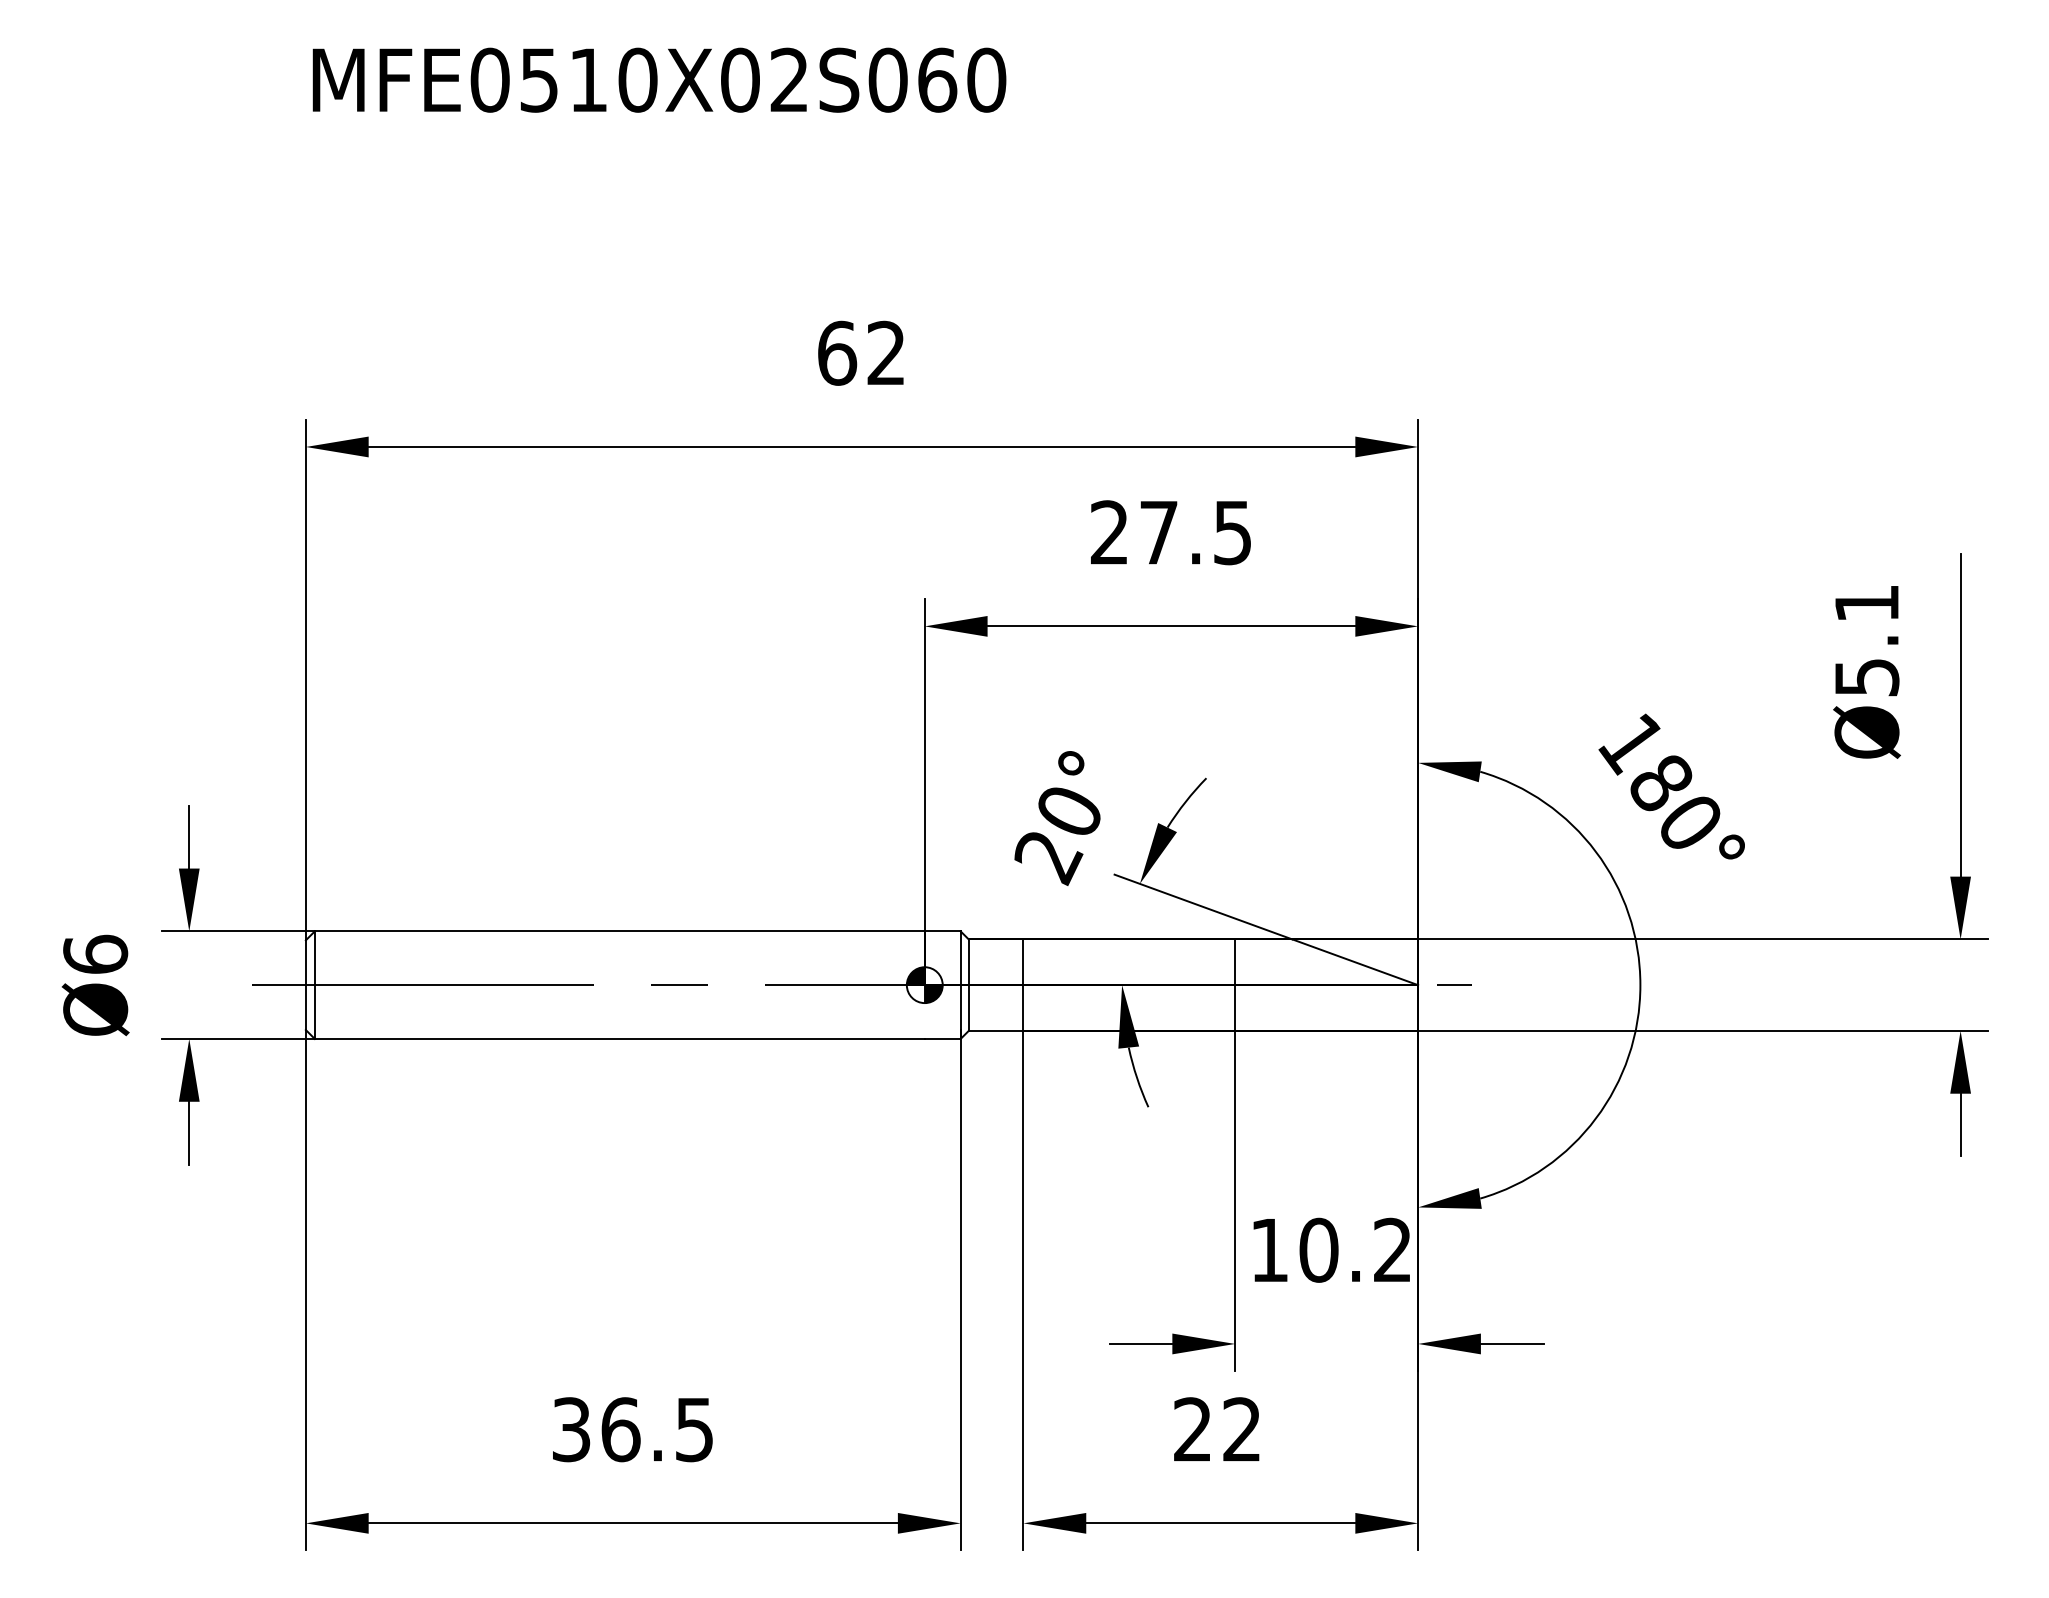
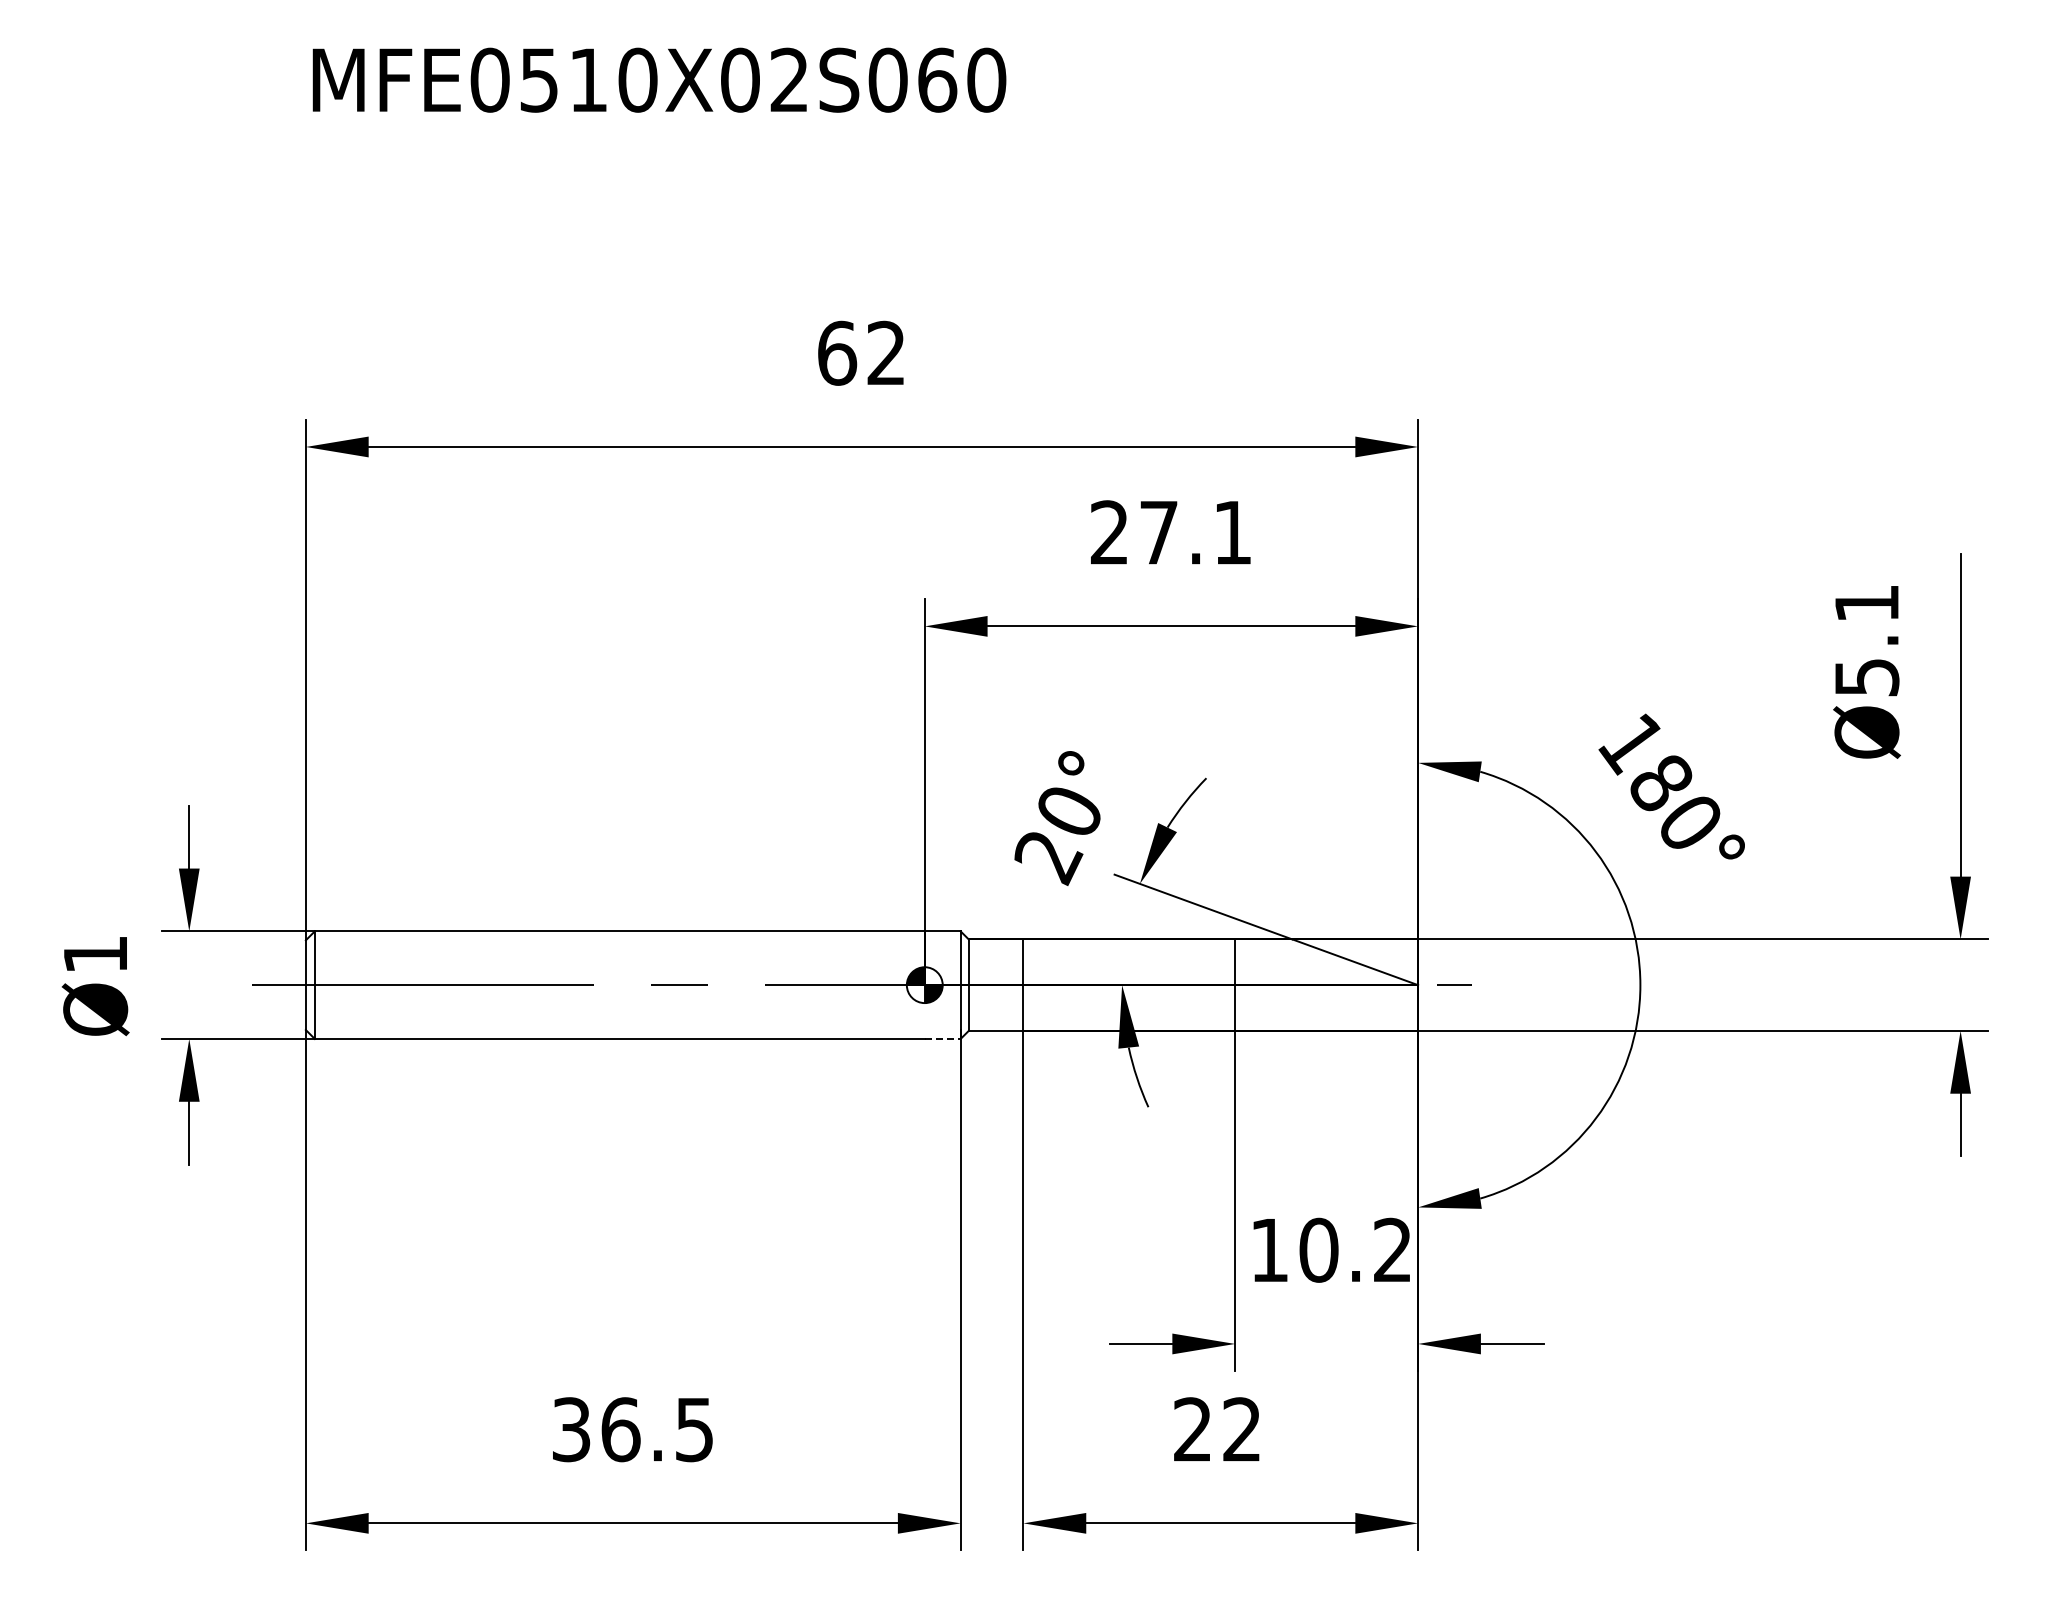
text: 27.5 -> 27.1 (1232, 533)
text: Ø6 -> Ø1 (95, 953)
line: solid -> dashed (942, 1038)
